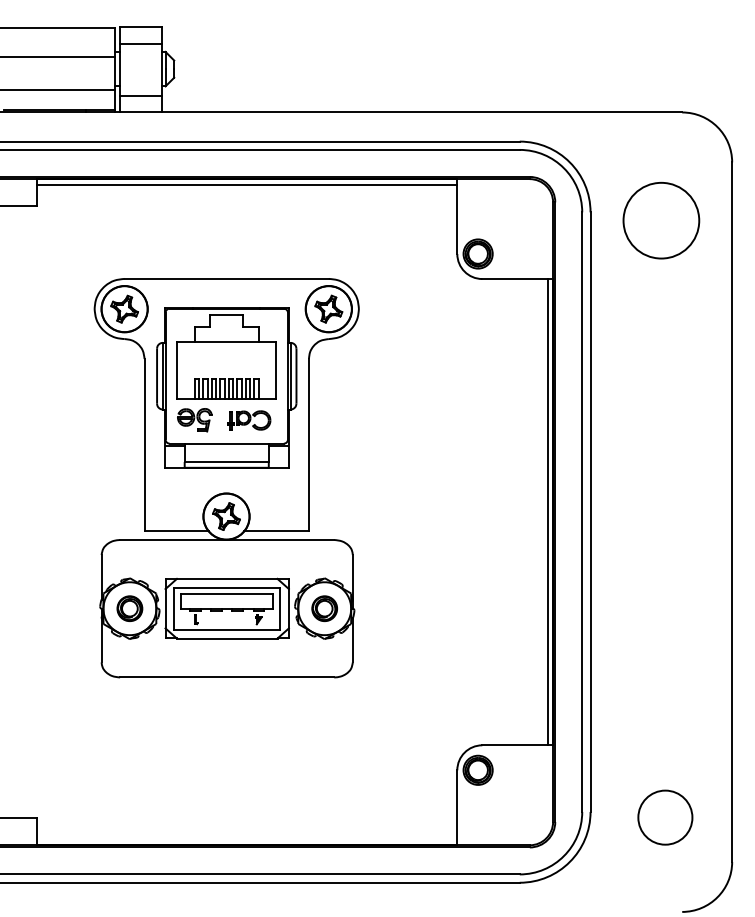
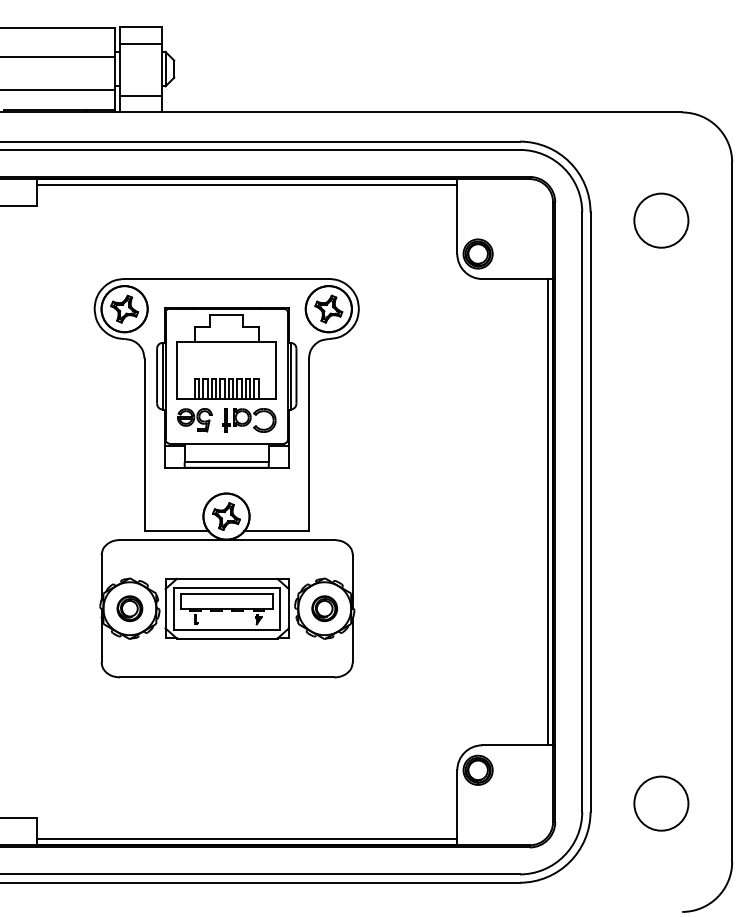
circle diameter: 76 px -> 54 px (661, 220)
part size: 45x21 px -> 55x25 px (249, 420)
circle position: (665, 817) -> (661, 803) (661, 803)
line: none -> present (246, 839)
